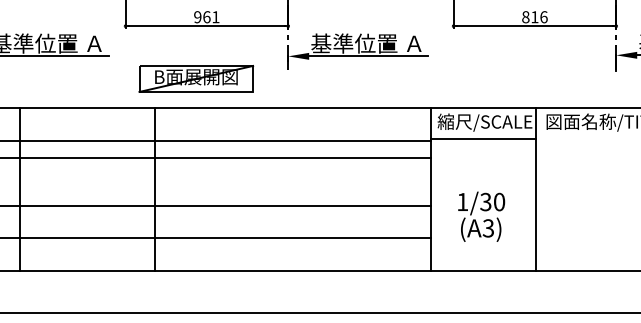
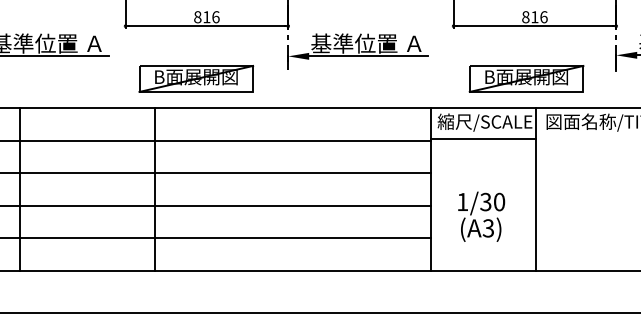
text: 961 -> 816 (206, 17)
part: none -> present (526, 78)
line position: (216, 158) -> (216, 173) (216, 173)
